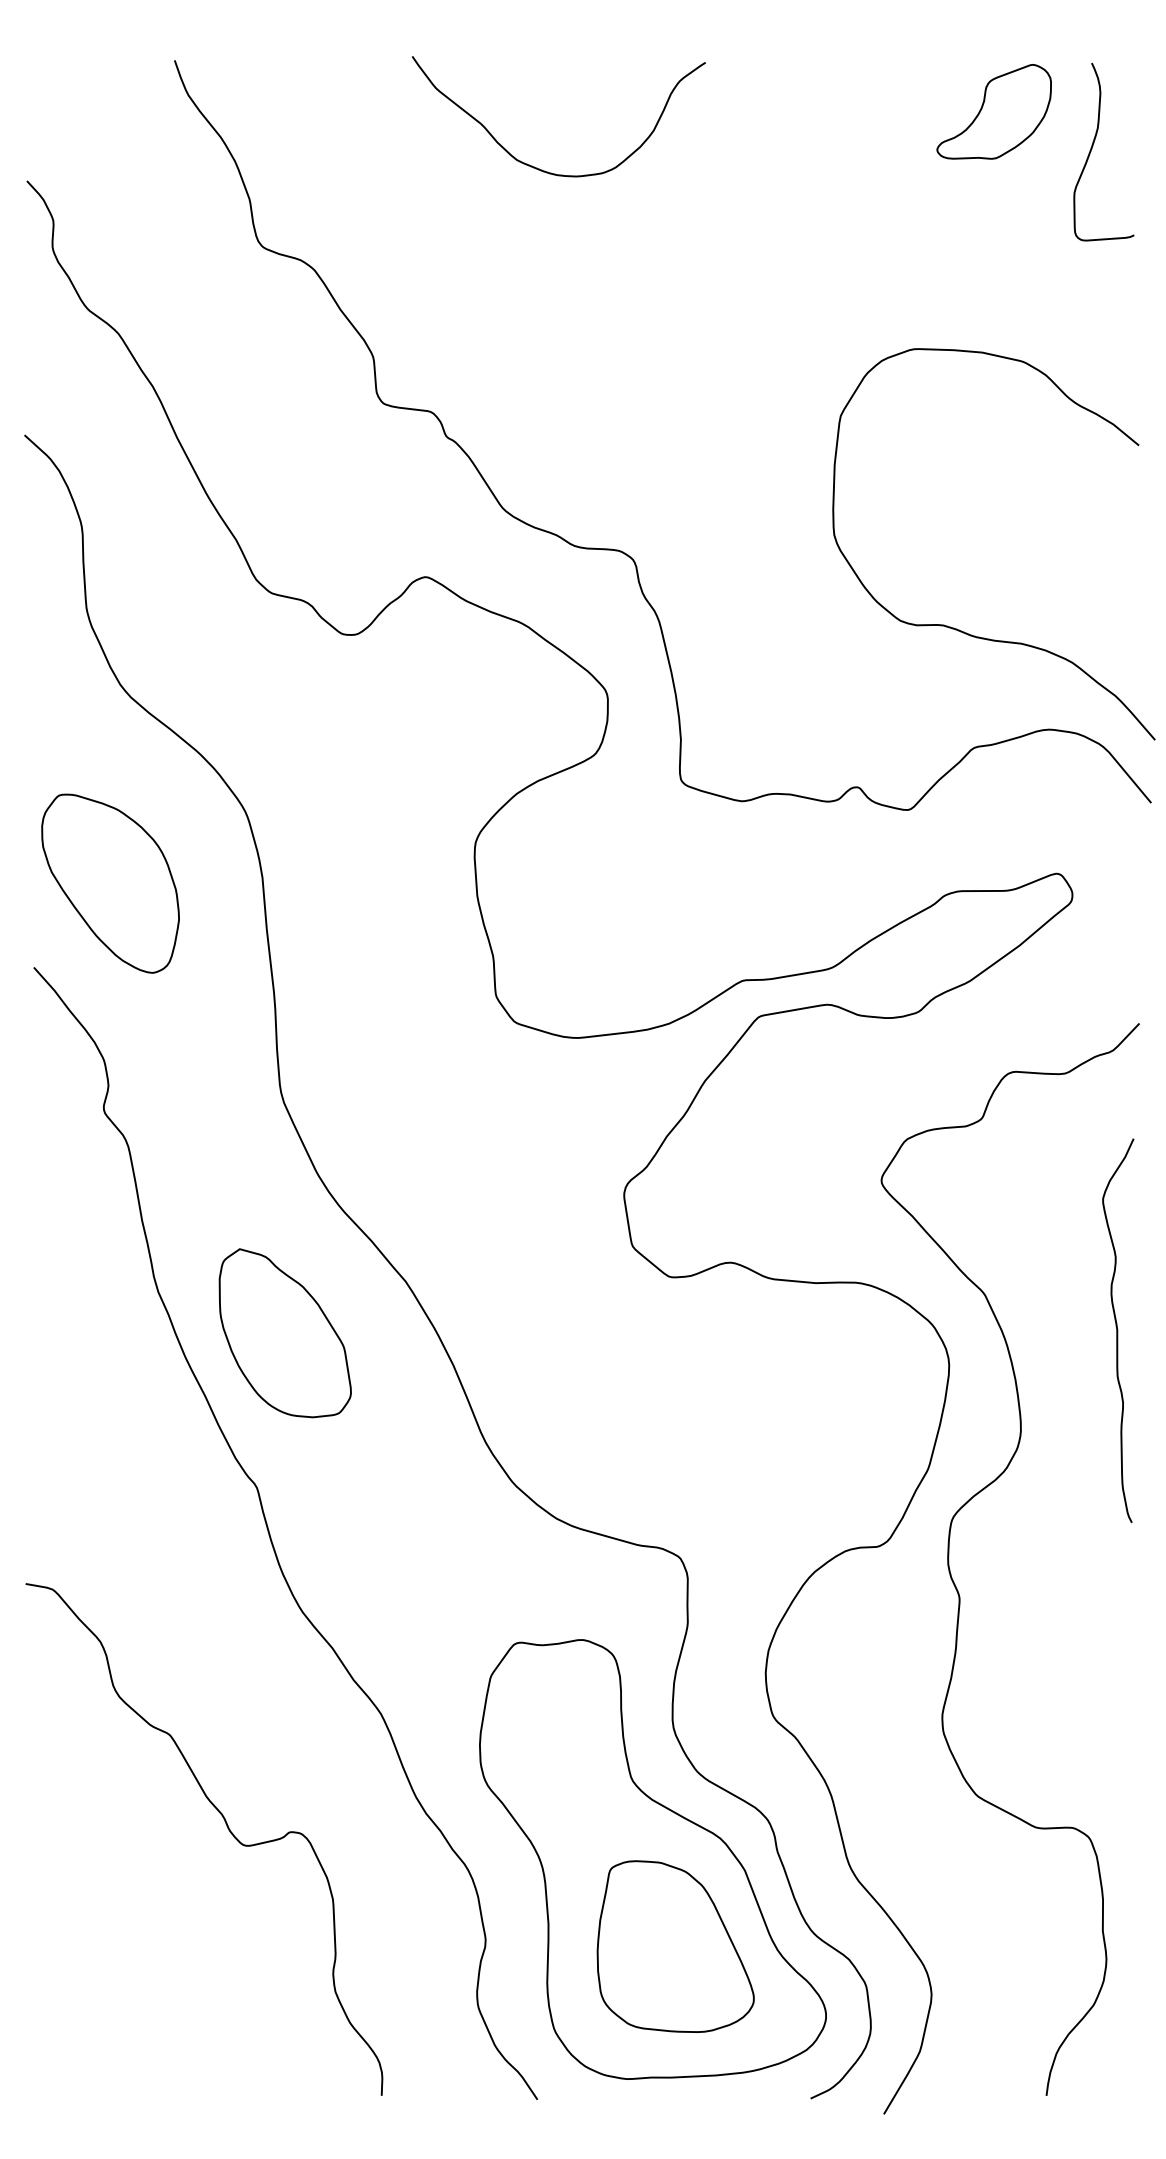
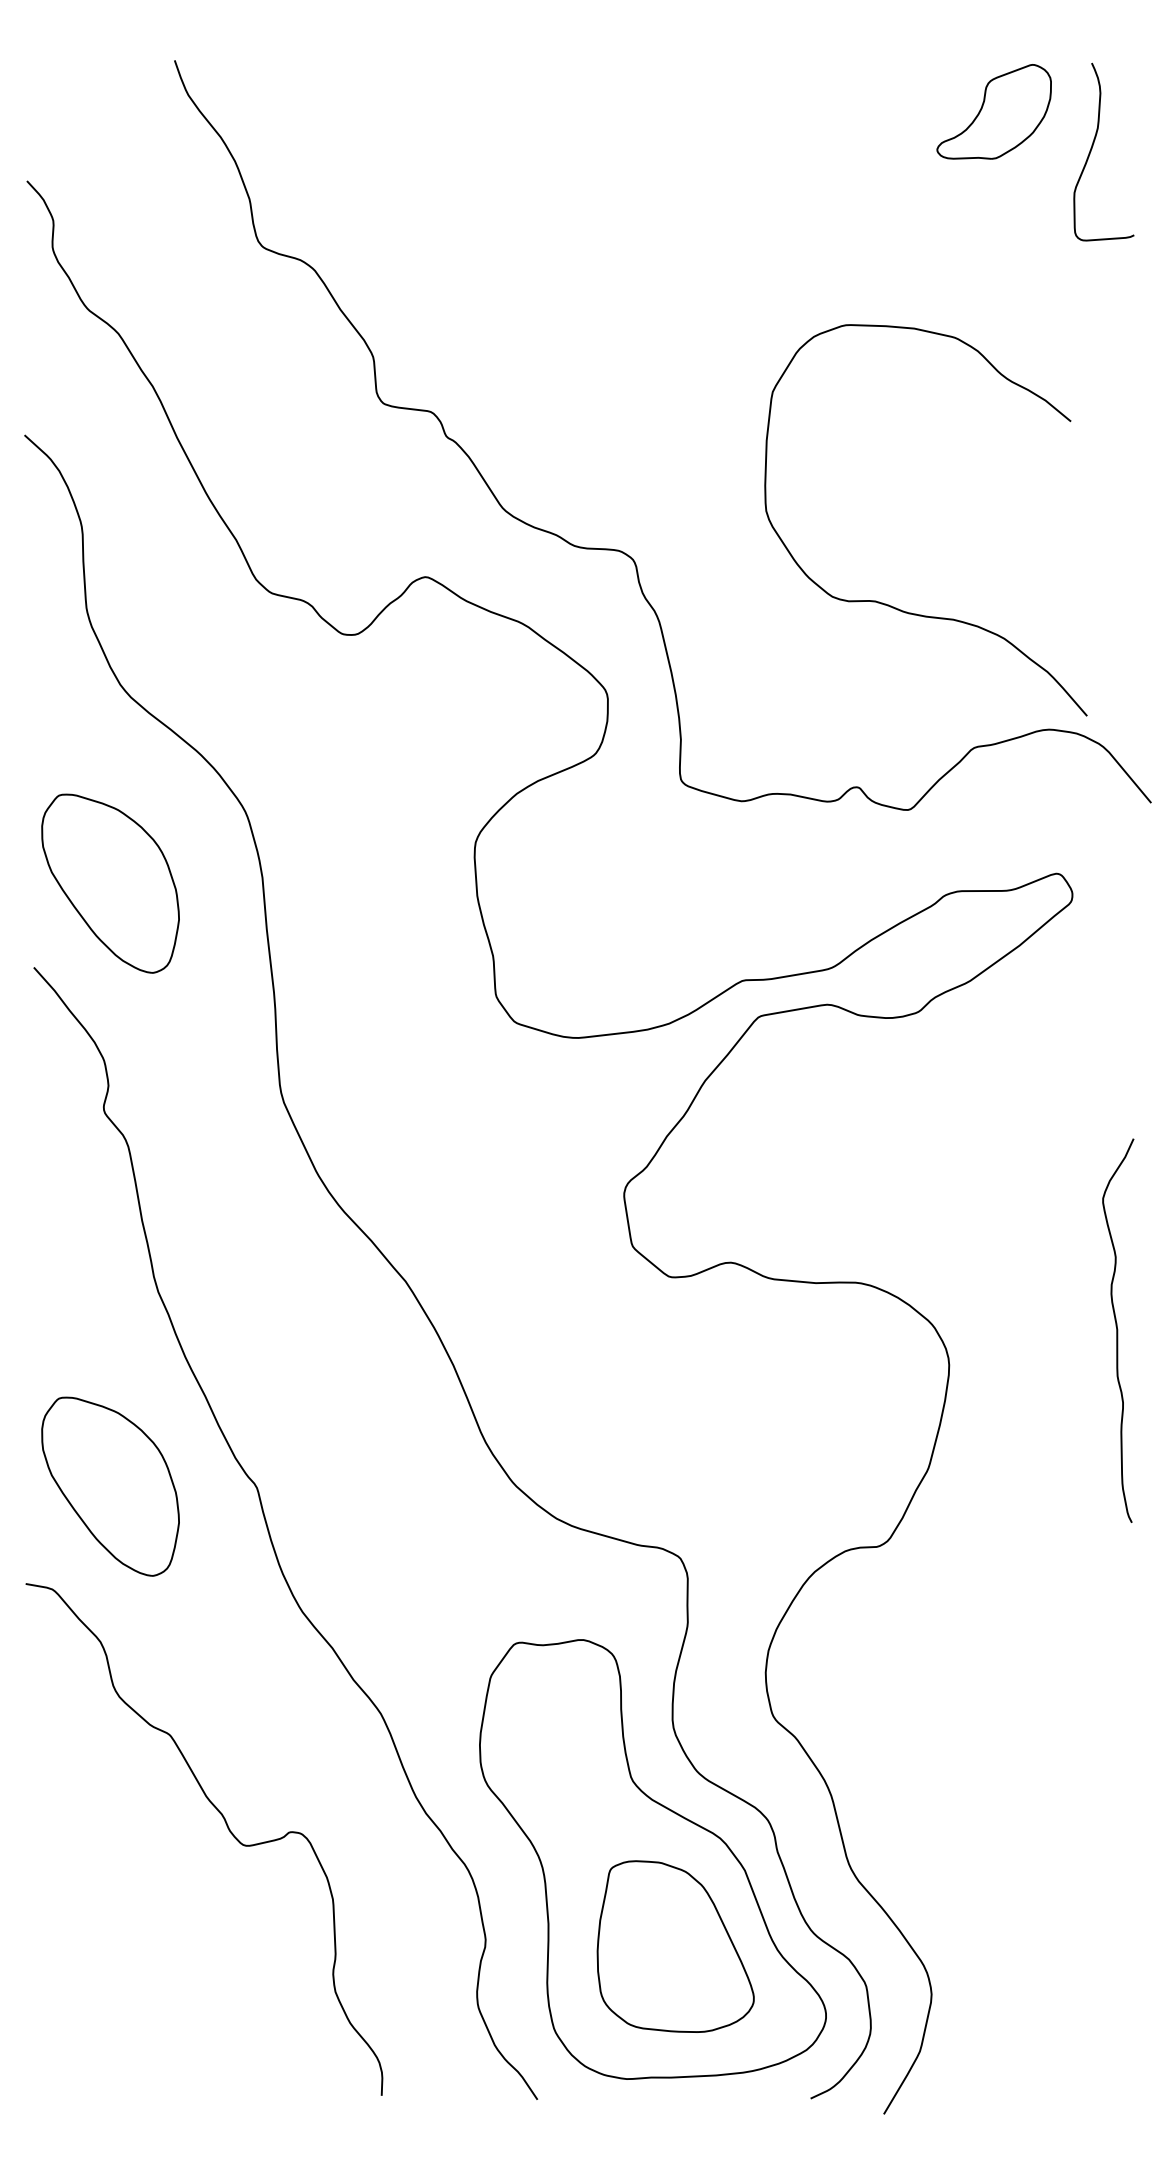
curve: present -> none (537, 167)
curve position: (959, 629) -> (891, 605) (891, 605)
part: present -> none (284, 1333)
part: none -> present (110, 1486)
curve: present -> none (953, 1579)
